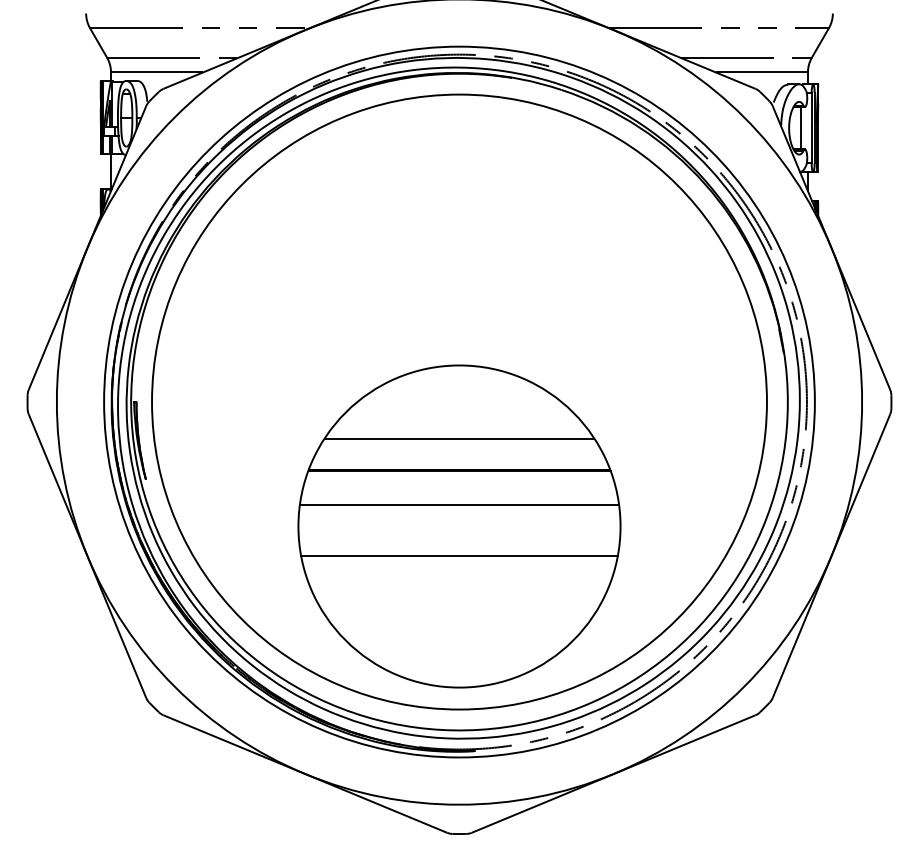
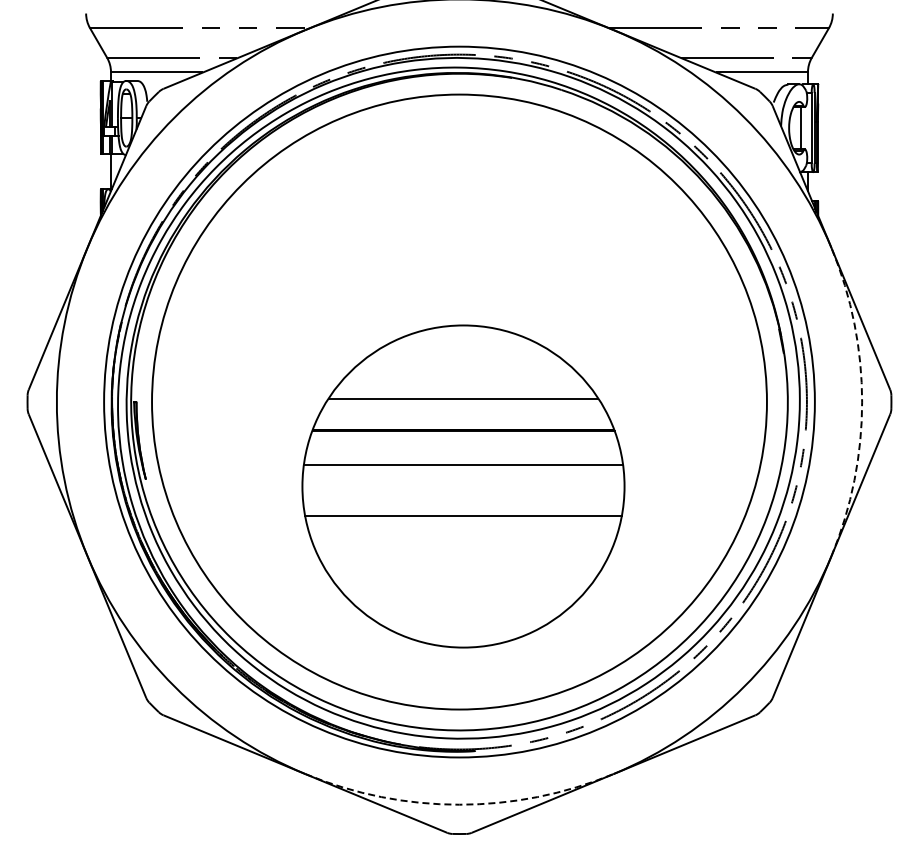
arc: solid -> dashed (862, 402)
part position: (459, 526) -> (463, 486) (463, 486)
arc: solid -> dashed (459, 804)
